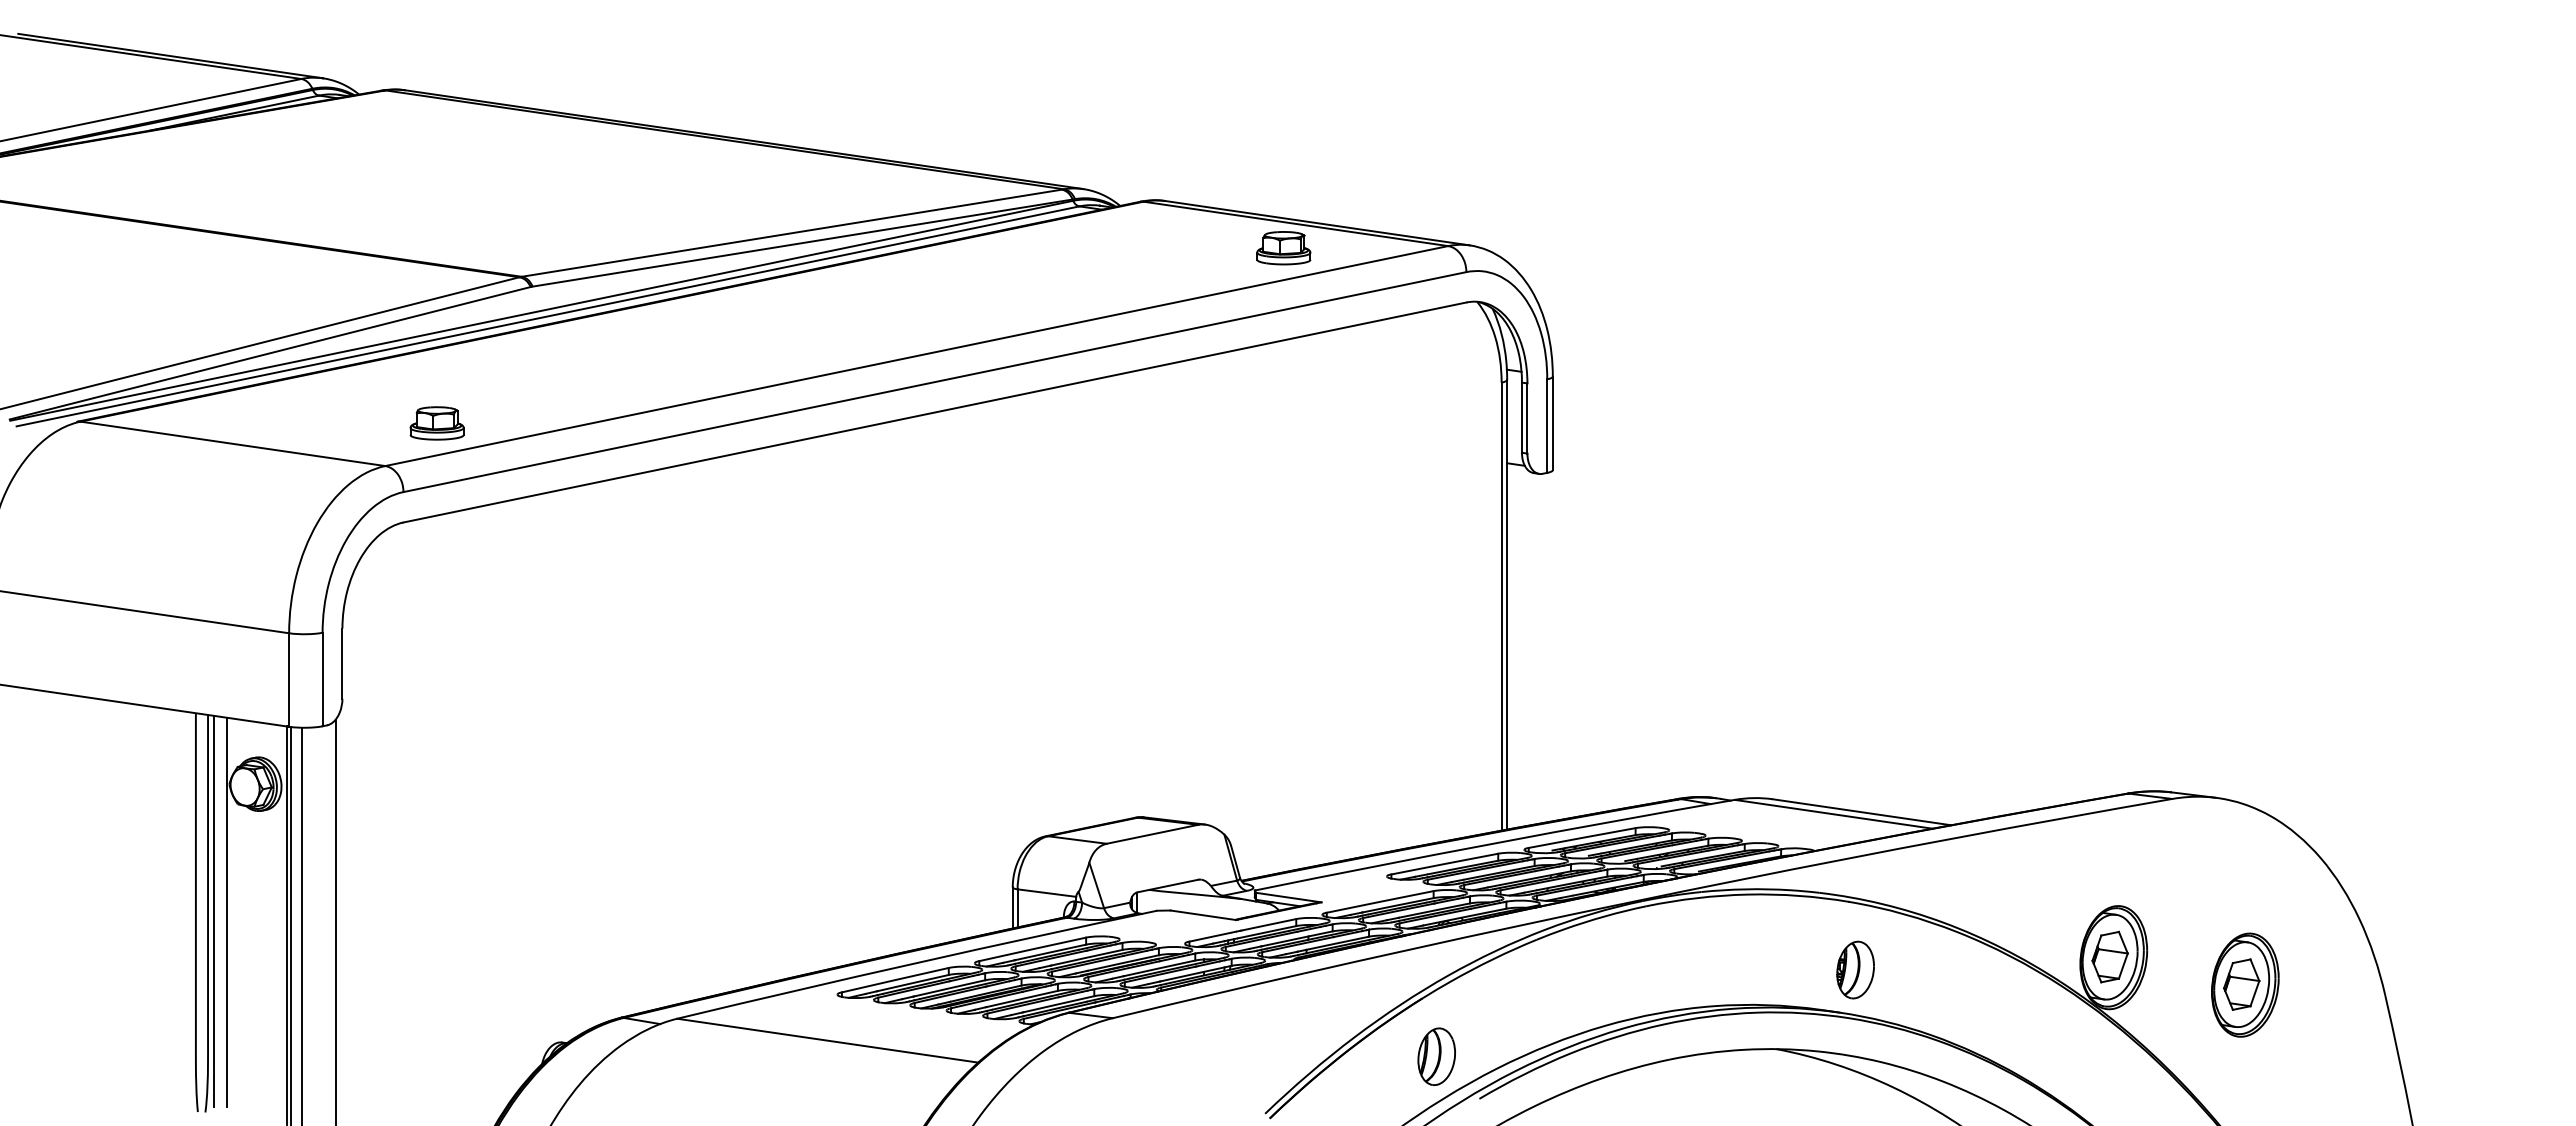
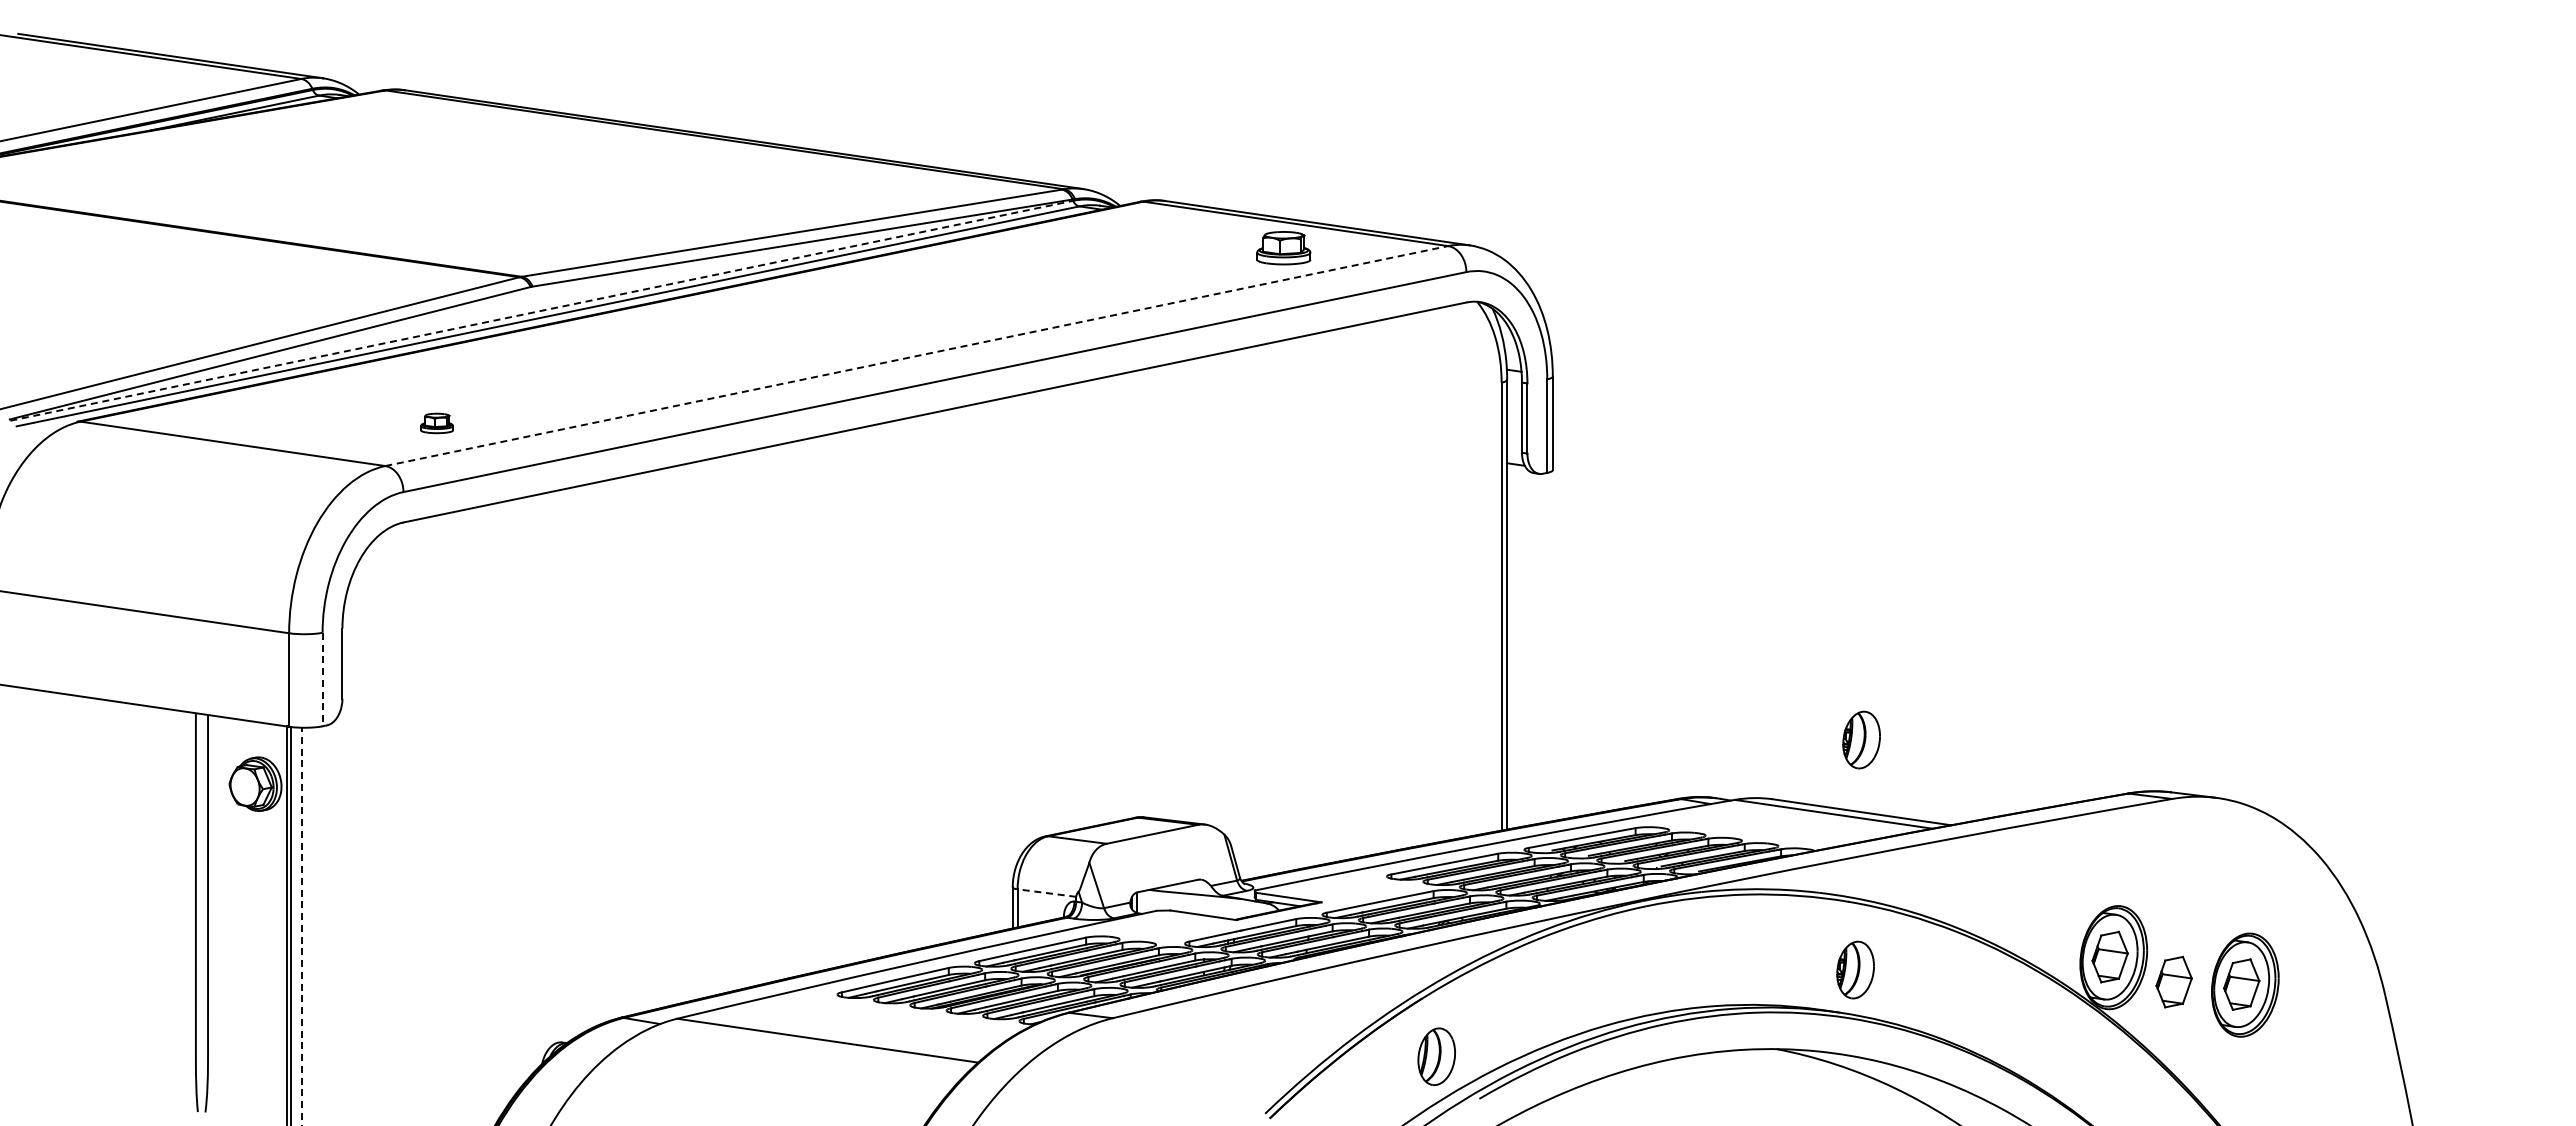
line: solid -> dashed (541, 310)
line: solid -> dashed (916, 356)
part size: 56x35 px -> 34x23 px (436, 423)
line: solid -> dashed (322, 679)
part: none -> present (1861, 739)
line: solid -> dashed (1046, 893)
line: present -> none (214, 910)
line: present -> none (226, 912)
line: present -> none (335, 920)
line: solid -> dashed (302, 926)
part: none -> present (2173, 981)
